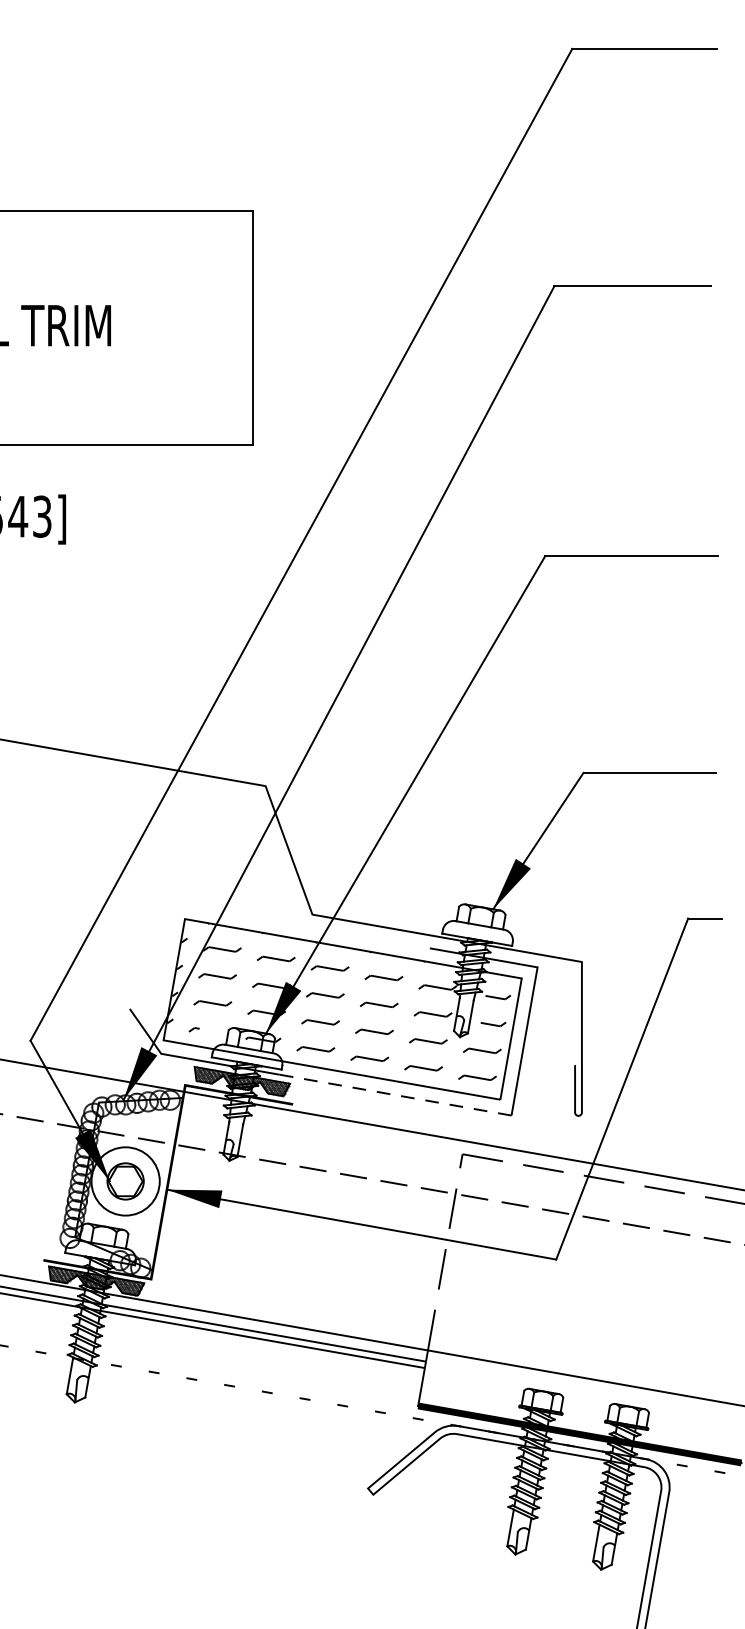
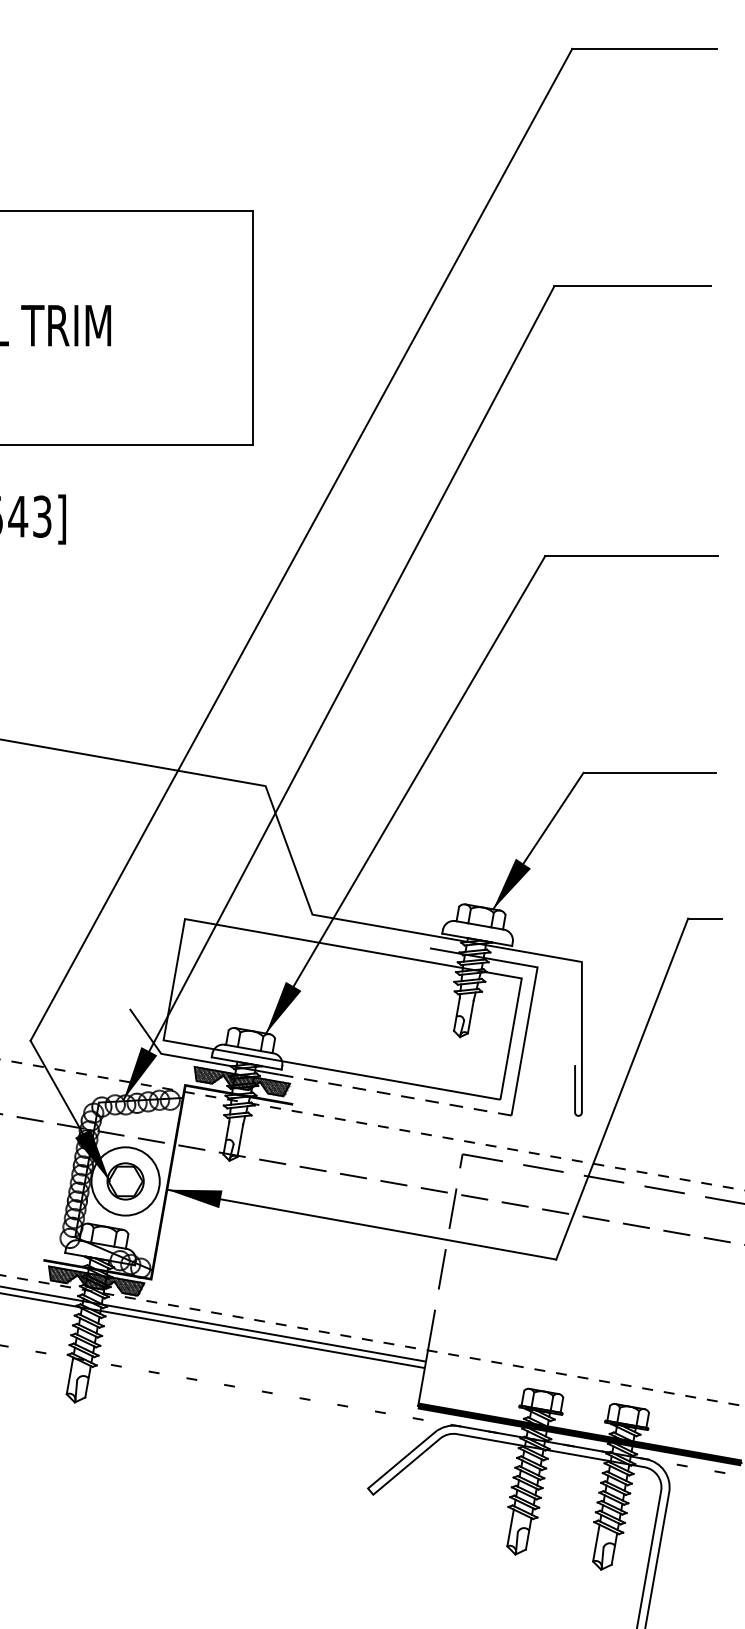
hatch: present -> none (338, 1001)
line: solid -> dashed (0, 1275)
